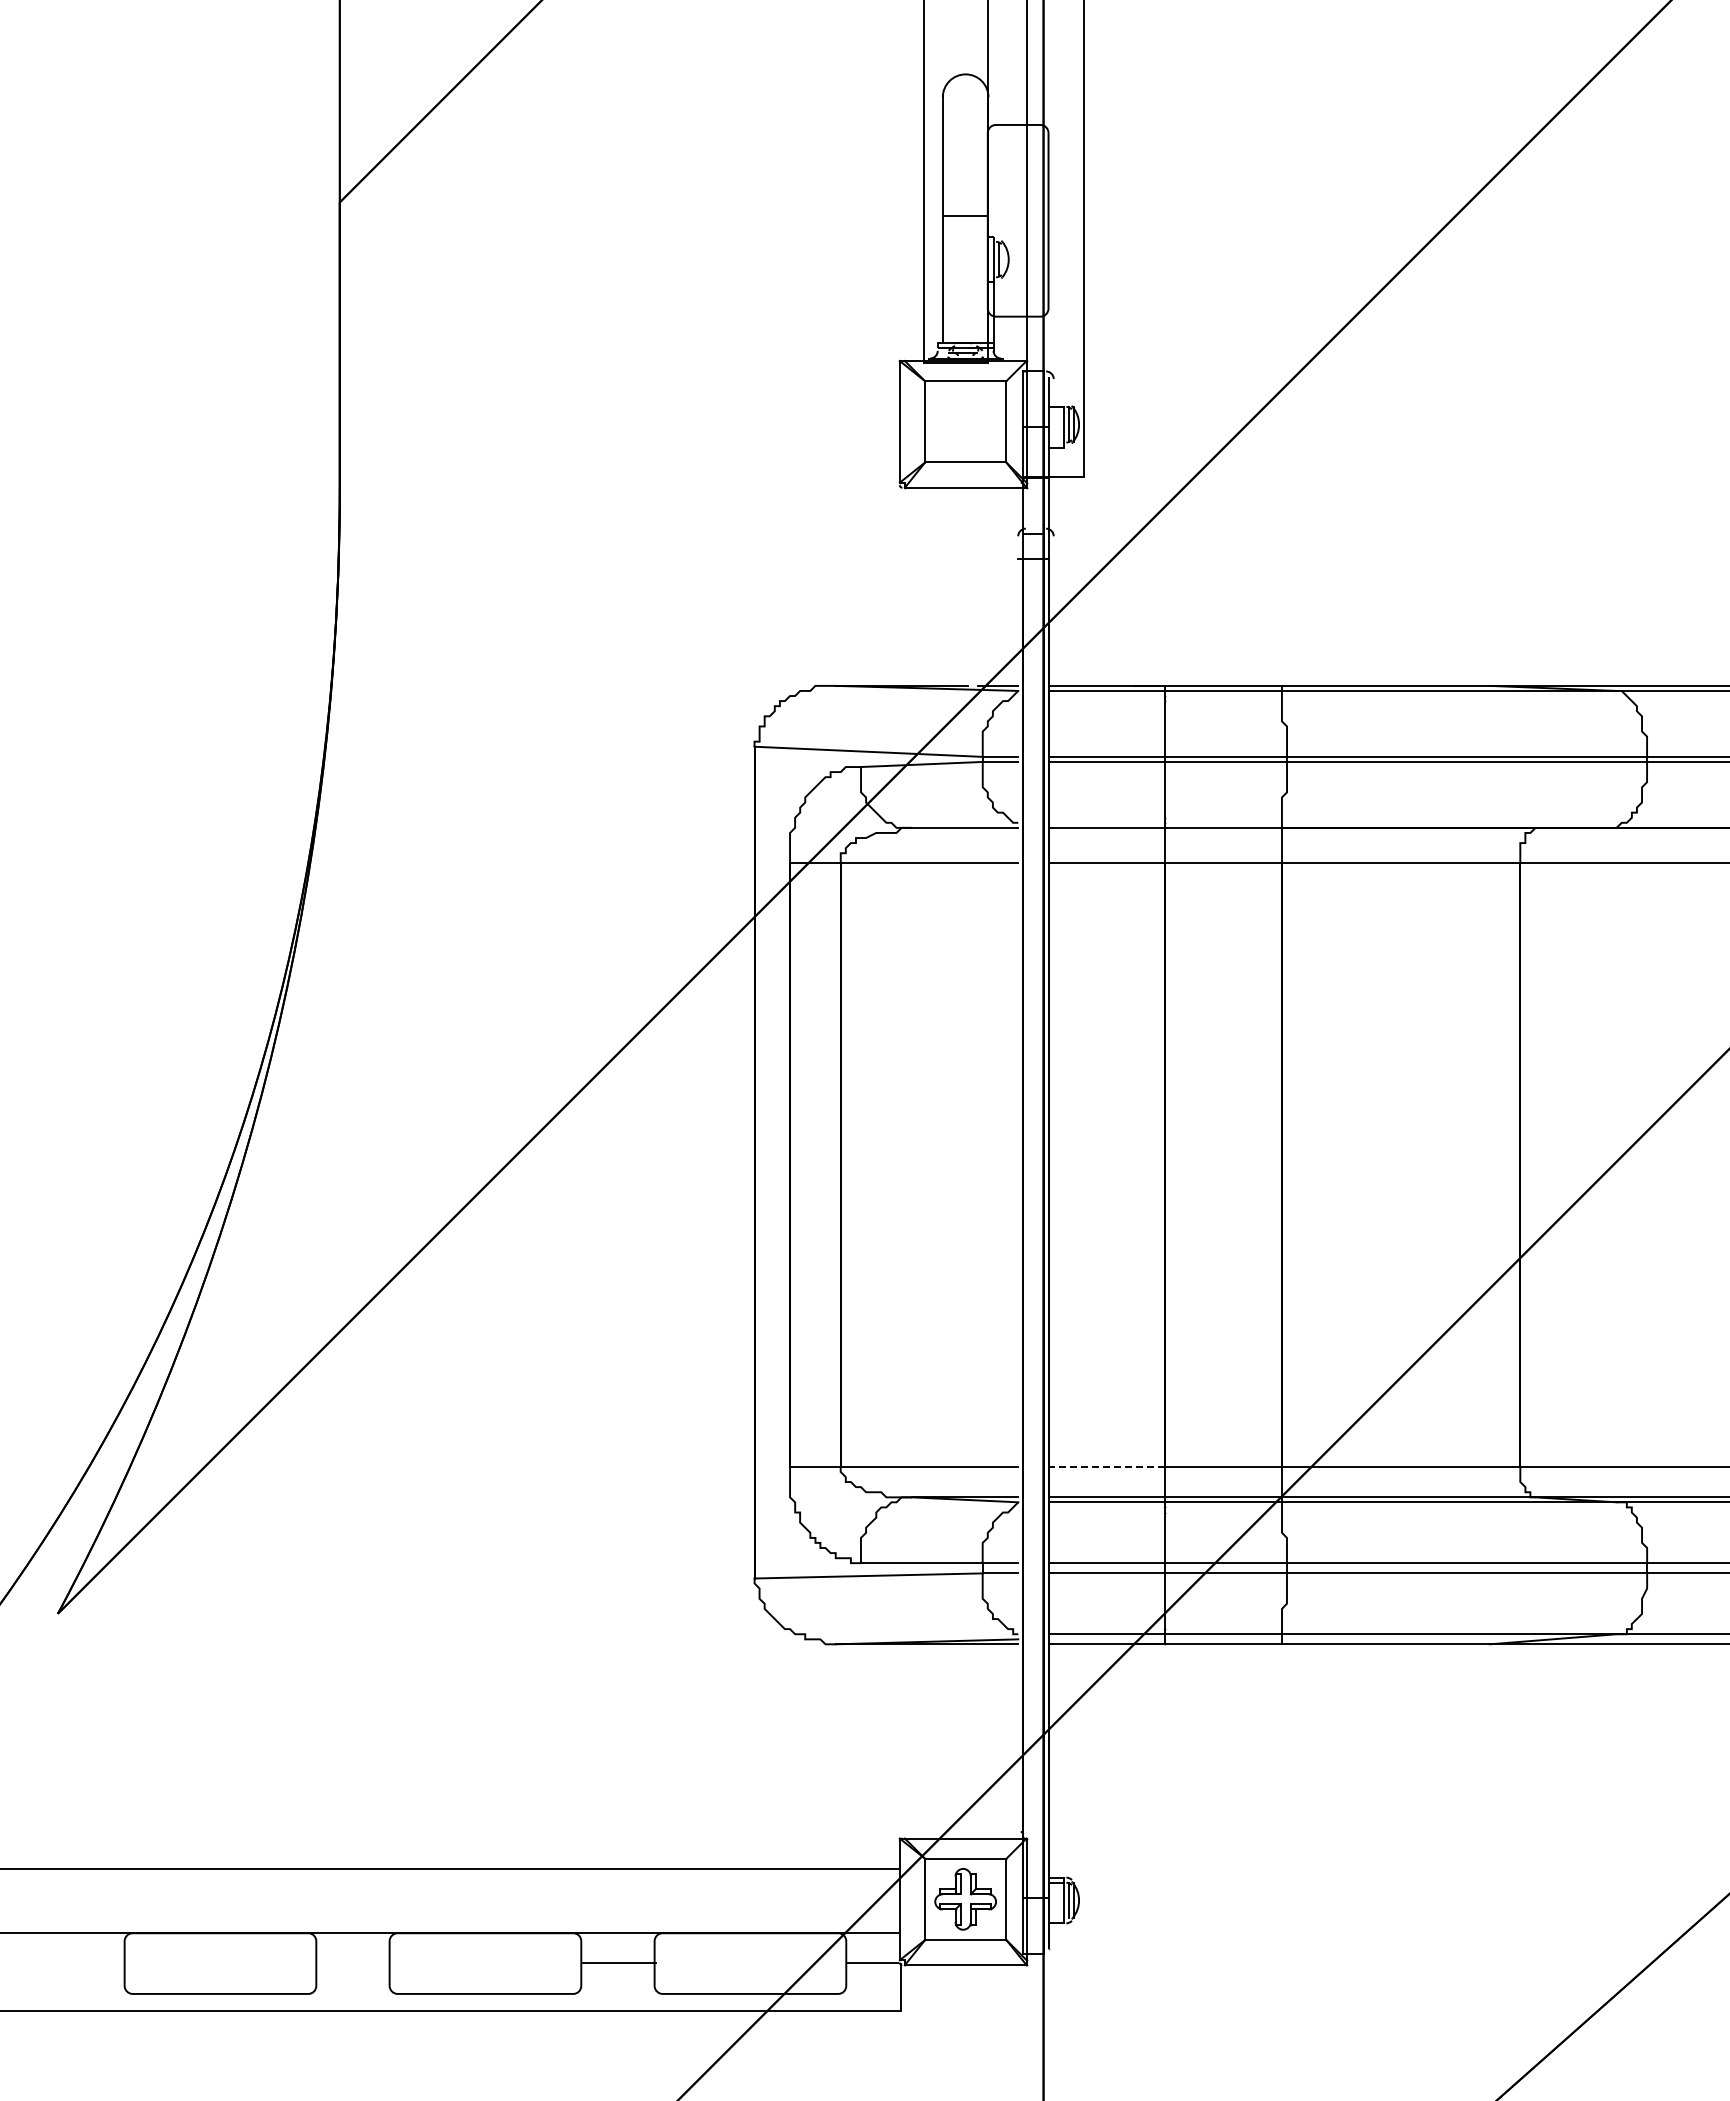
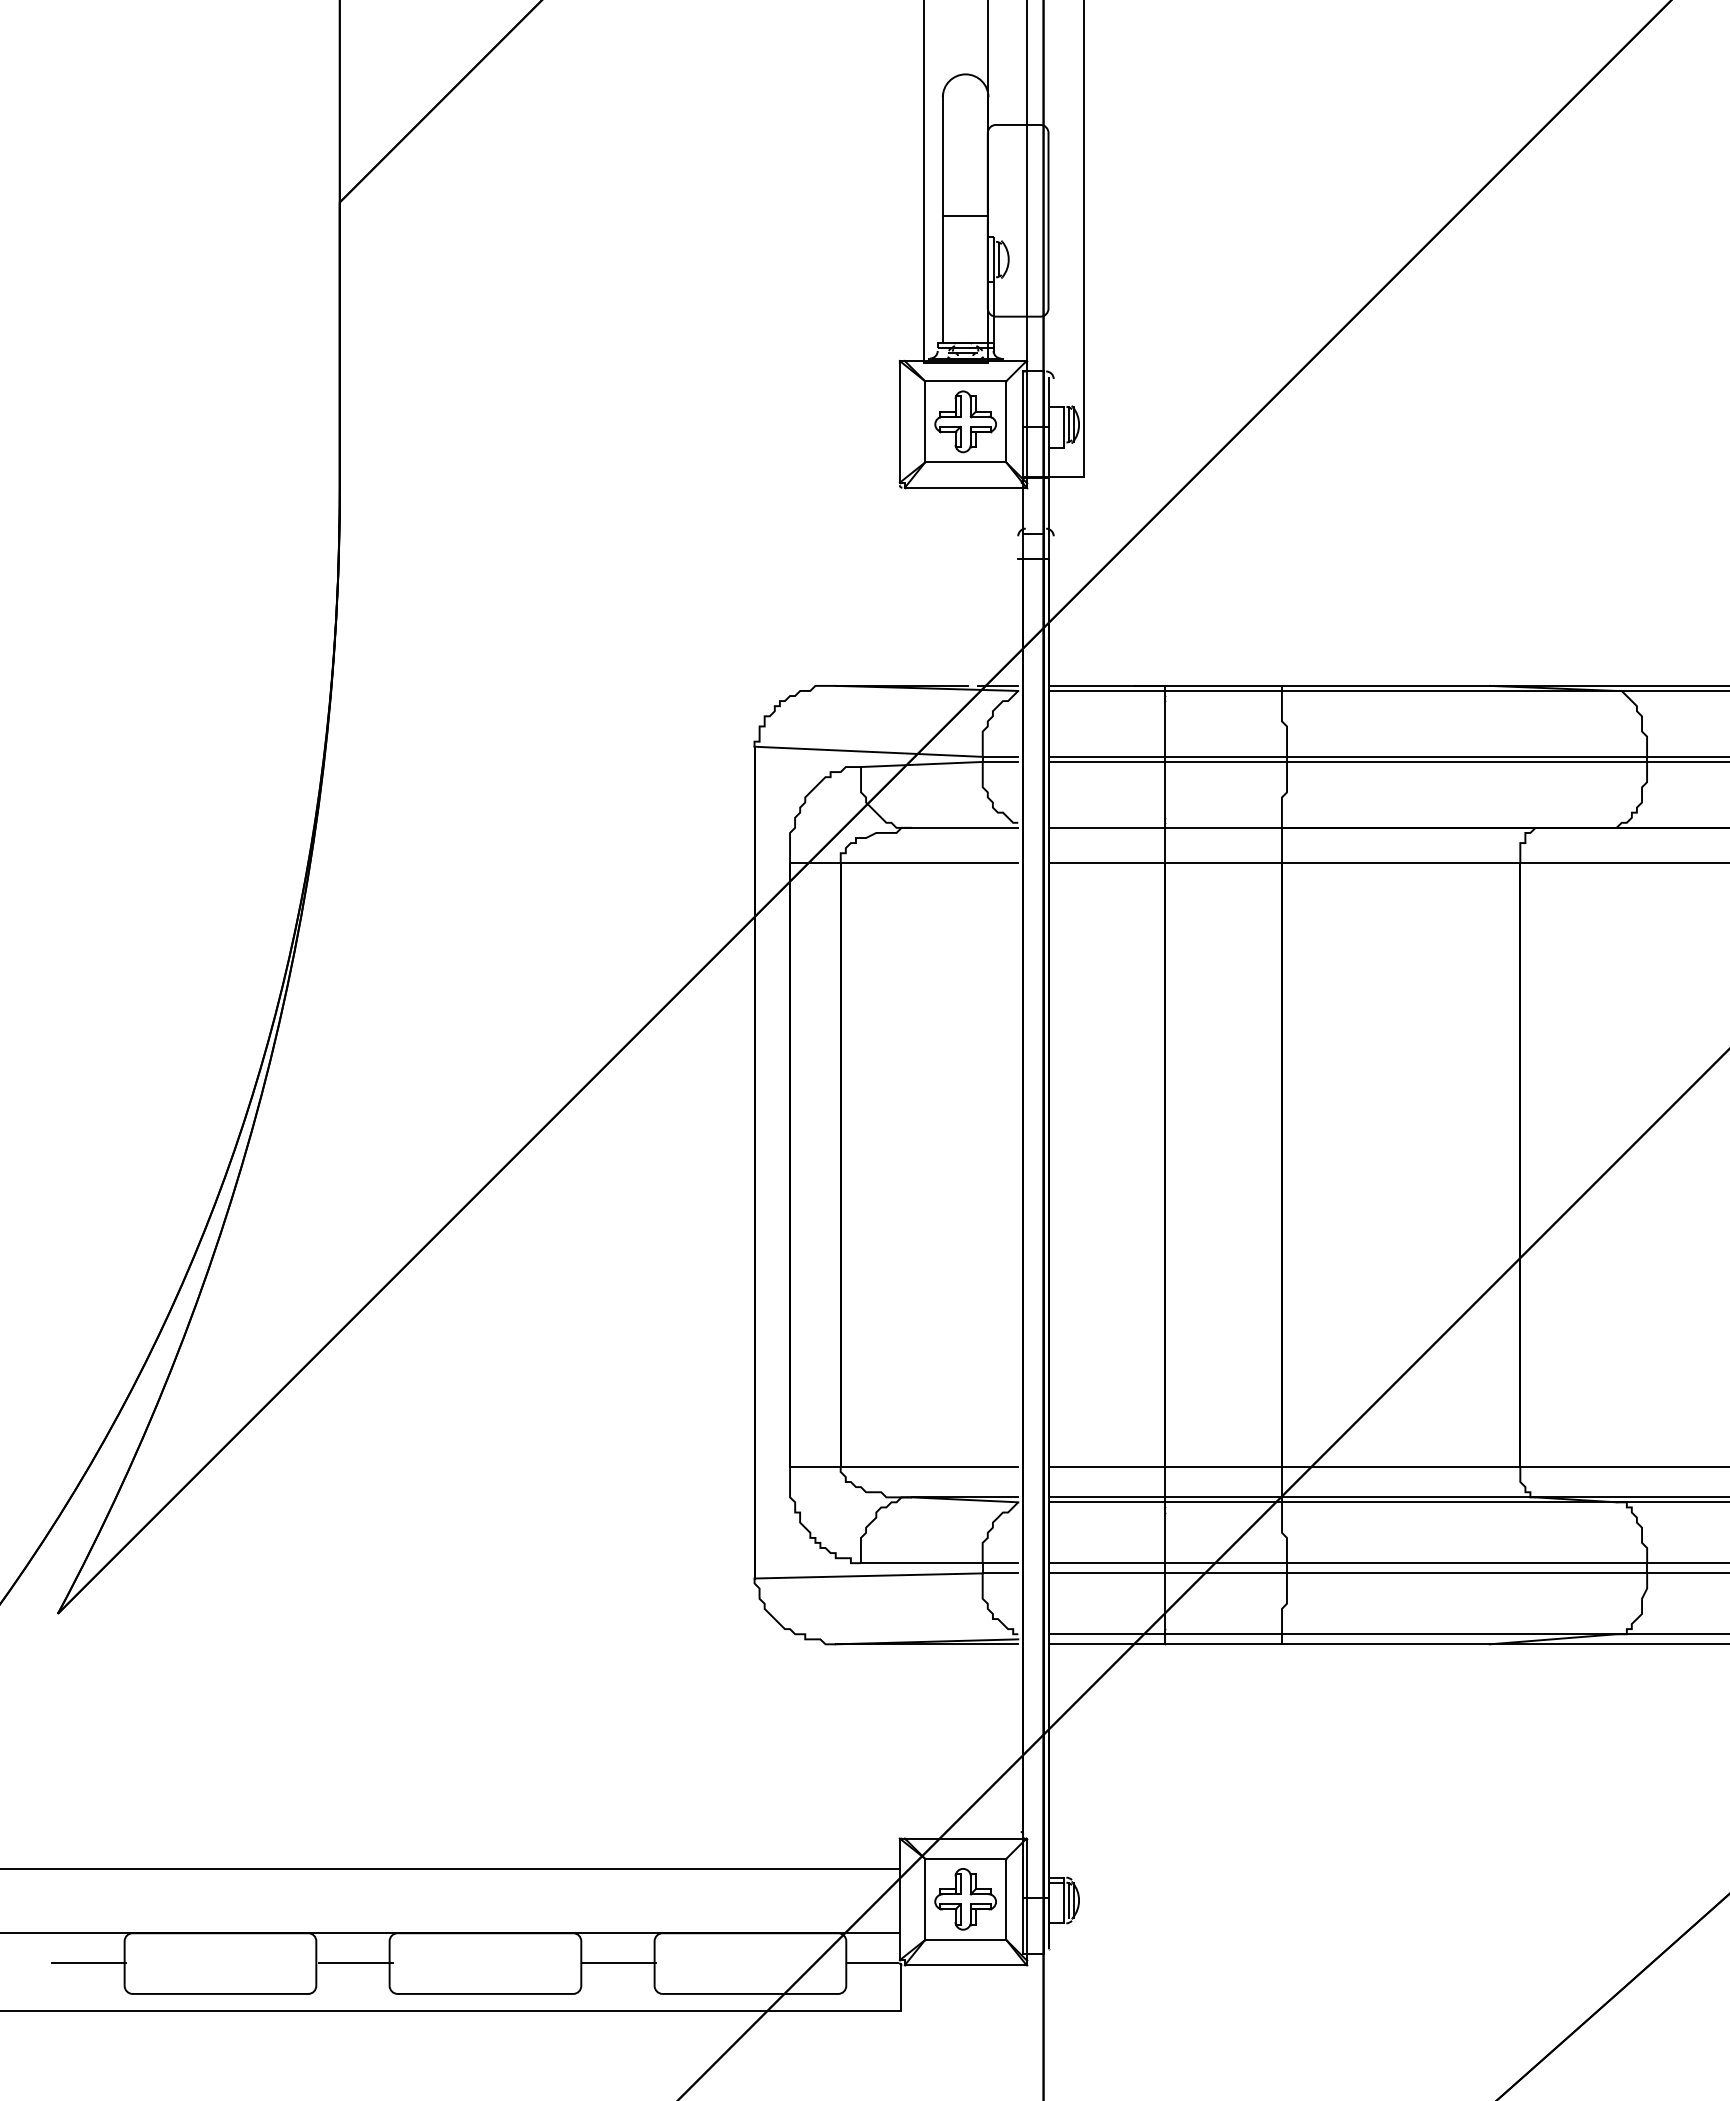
part: none -> present (965, 421)
line: dashed -> solid (1106, 1466)
line: none -> present (88, 1962)
line: none -> present (355, 1962)
